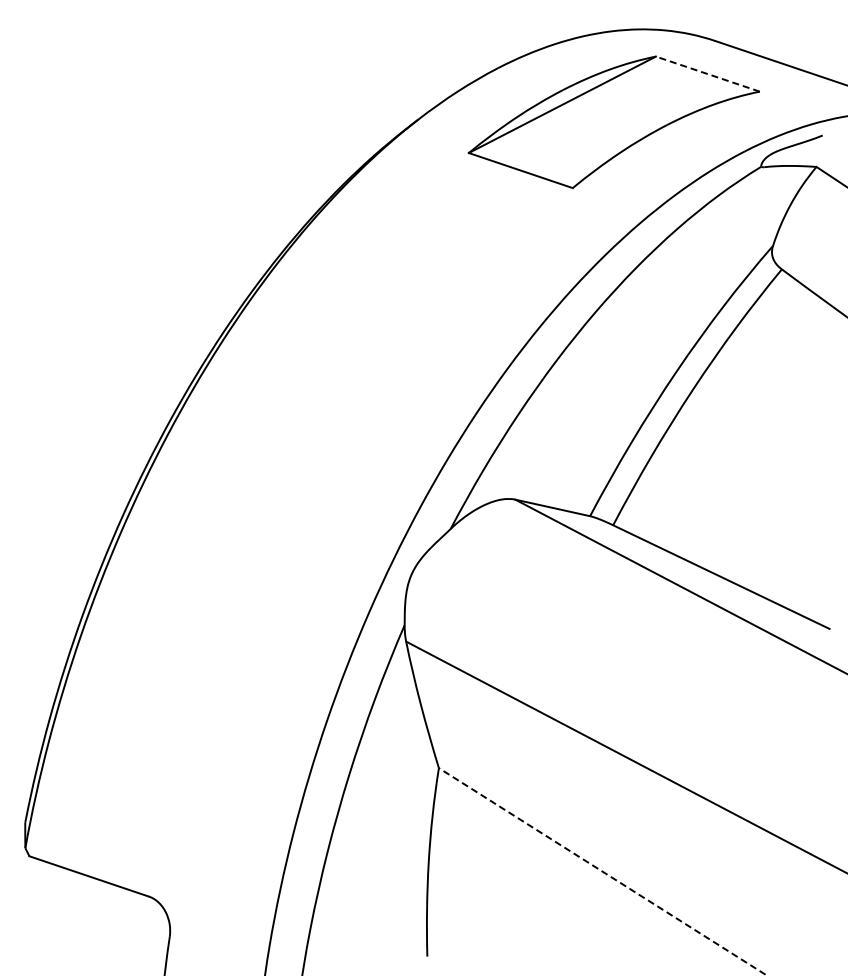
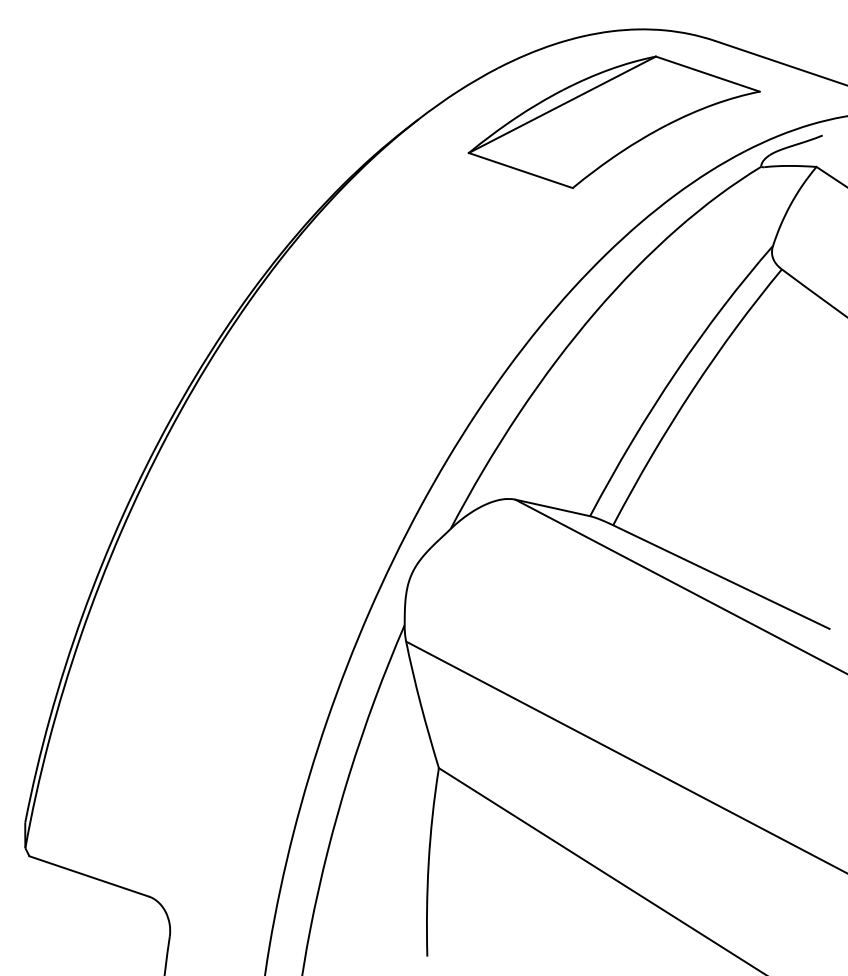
line: dashed -> solid (707, 74)
line: dashed -> solid (602, 871)
